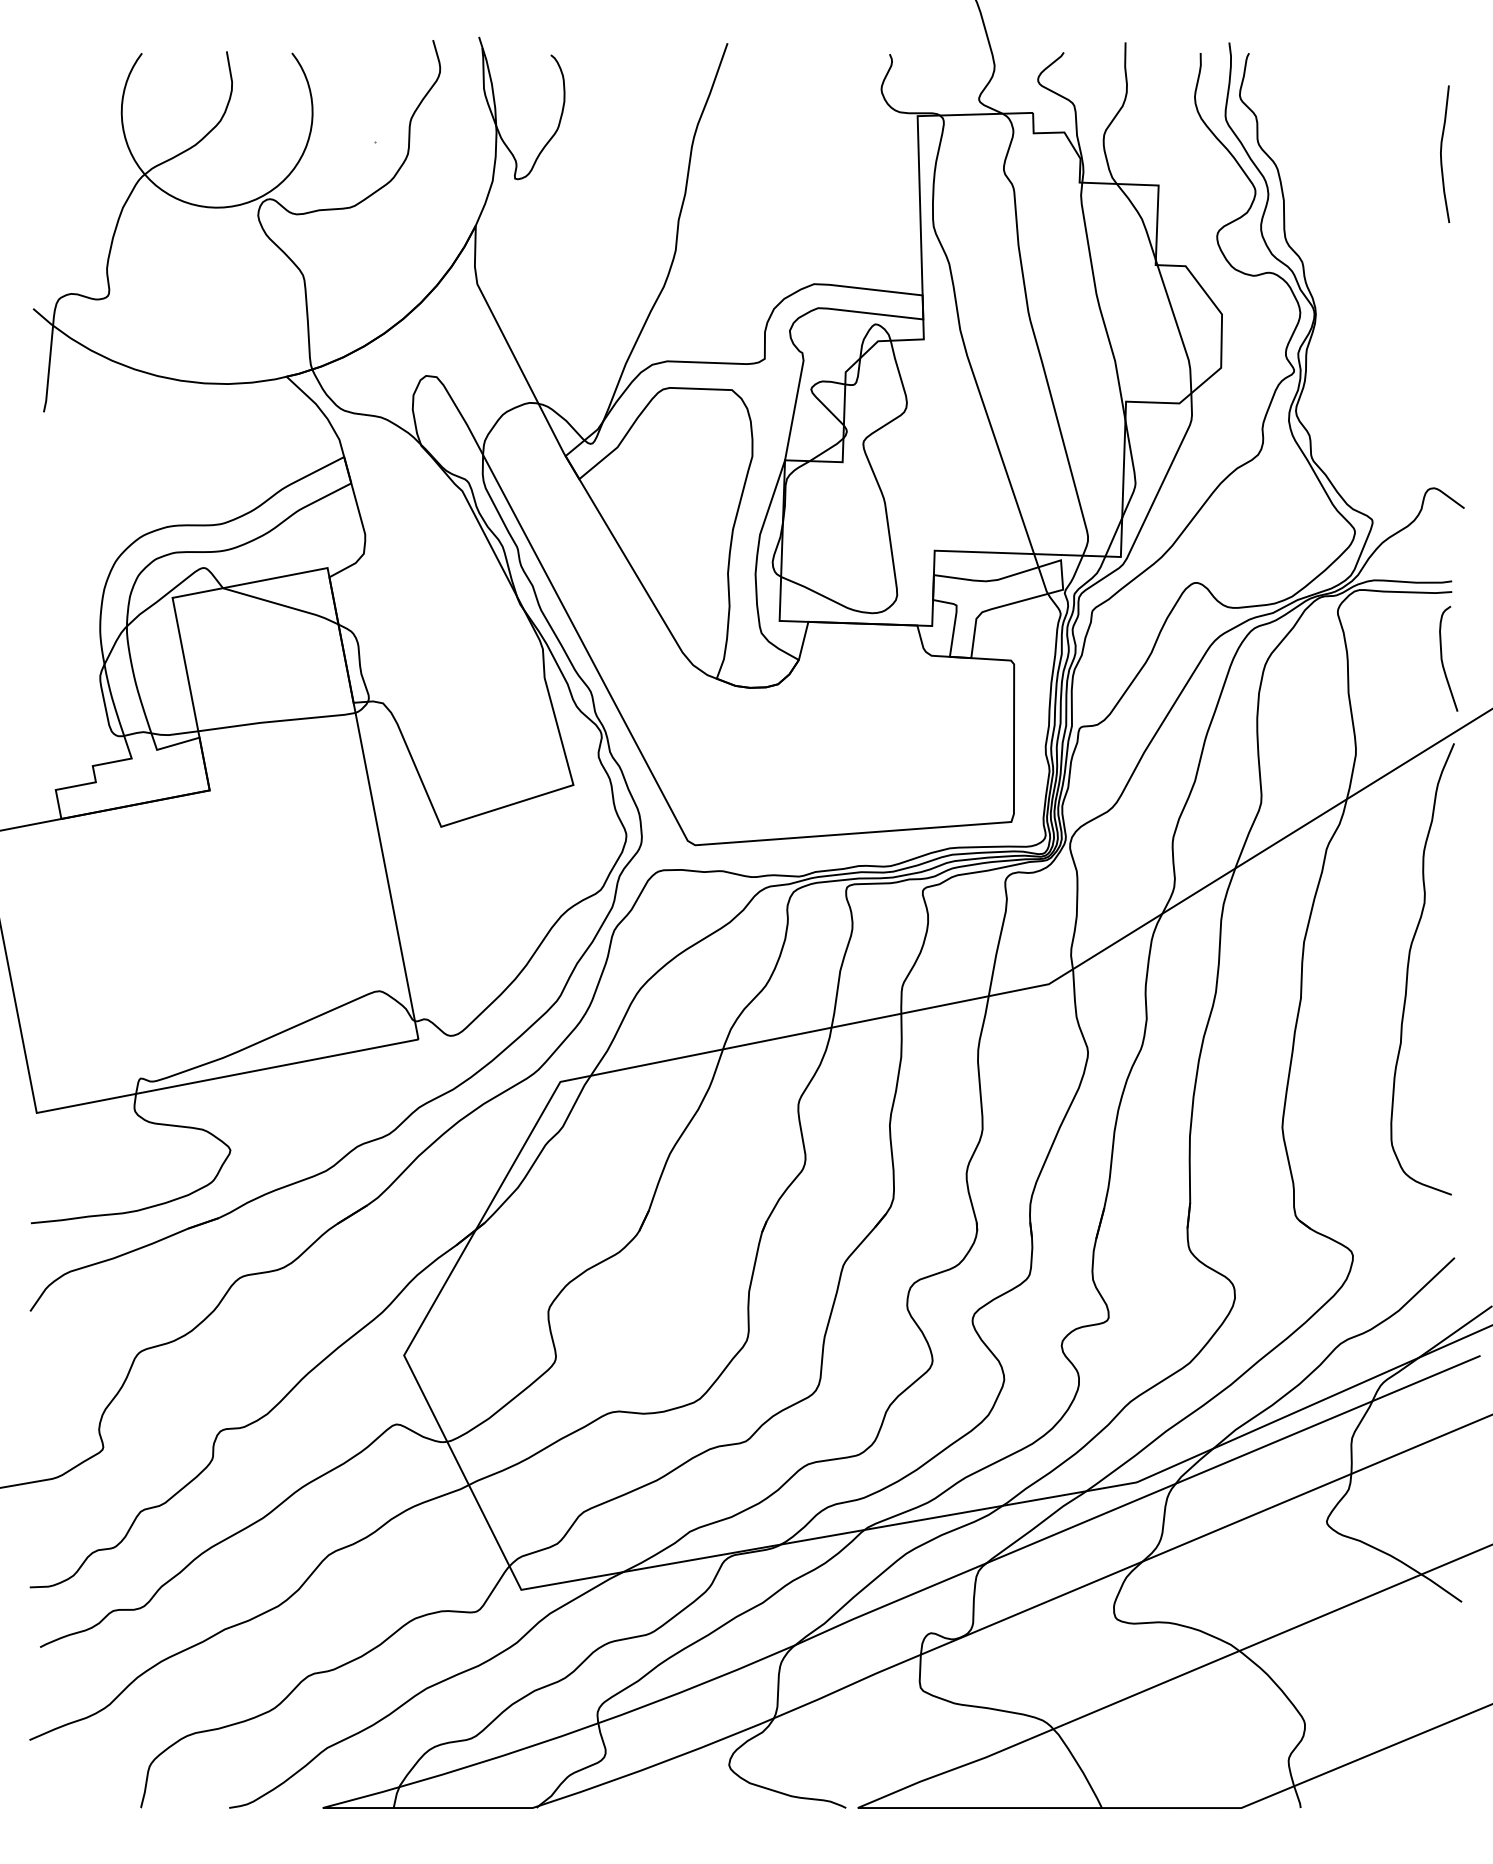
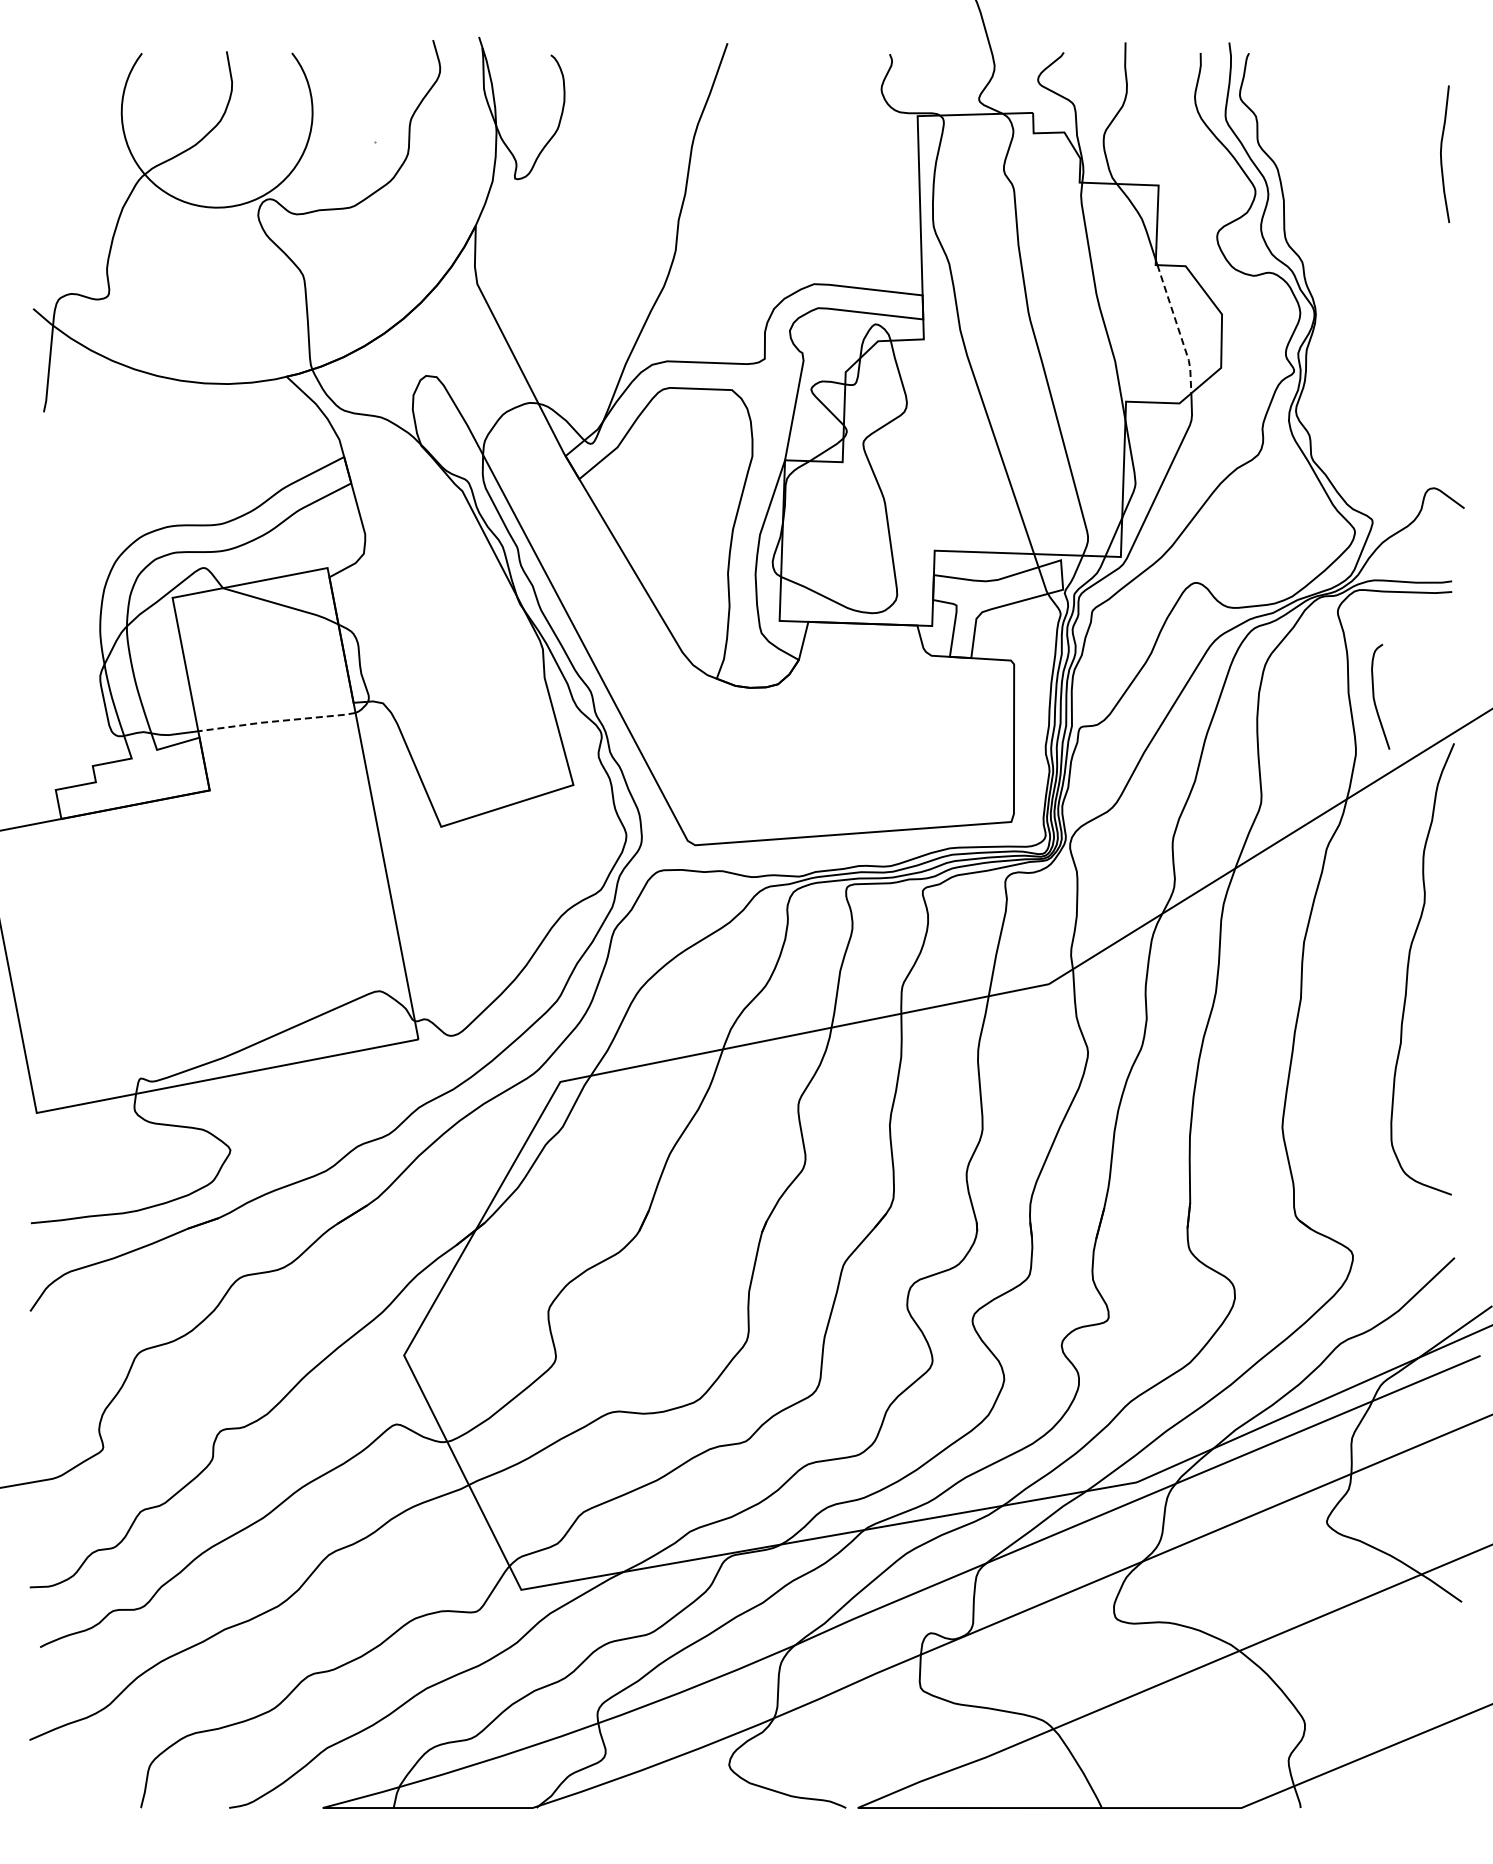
line: solid -> dashed (1178, 330)
curve position: (1442, 658) -> (1374, 696) (1374, 696)
line: solid -> dashed (276, 721)
